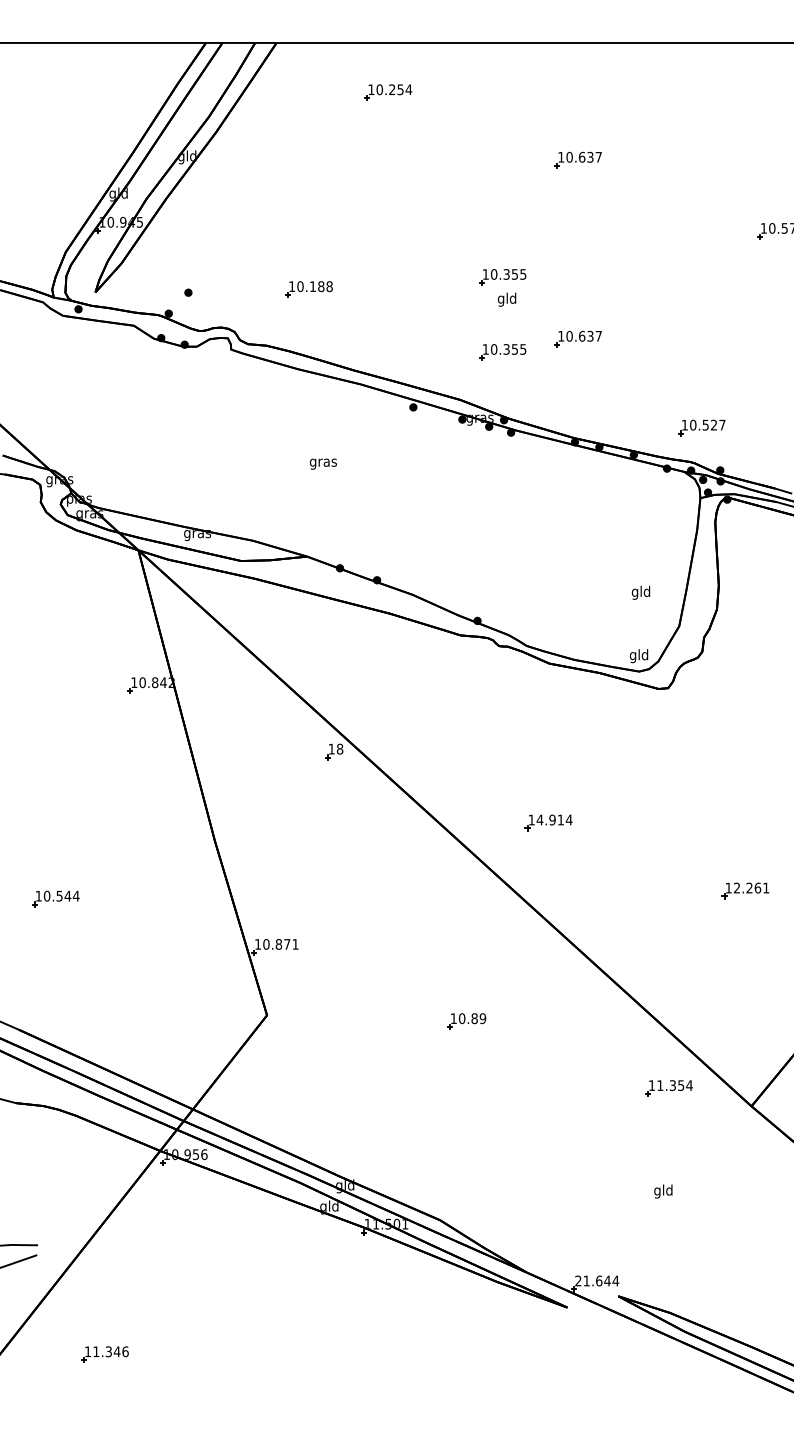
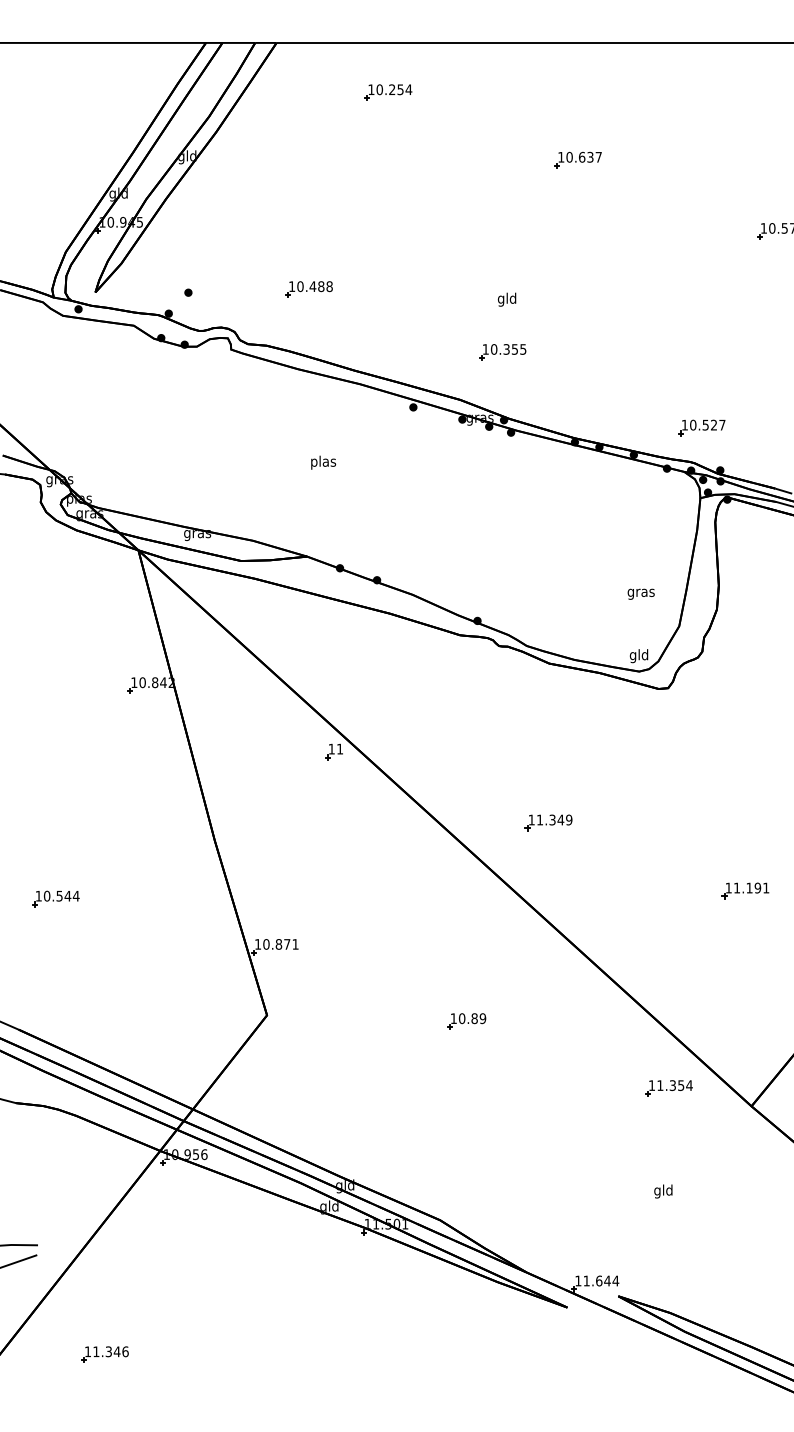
part: present -> none (502, 277)
text: 10.188 -> 10.488 (312, 286)
part: present -> none (577, 338)
text: gras -> plas (322, 462)
text: gld -> gras (640, 592)
text: 18 -> 11 (339, 748)
text: 14.914 -> 11.349 (554, 819)
text: 12.261 -> 11.191 (747, 887)
text: 21.644 -> 11.644 (578, 1280)
